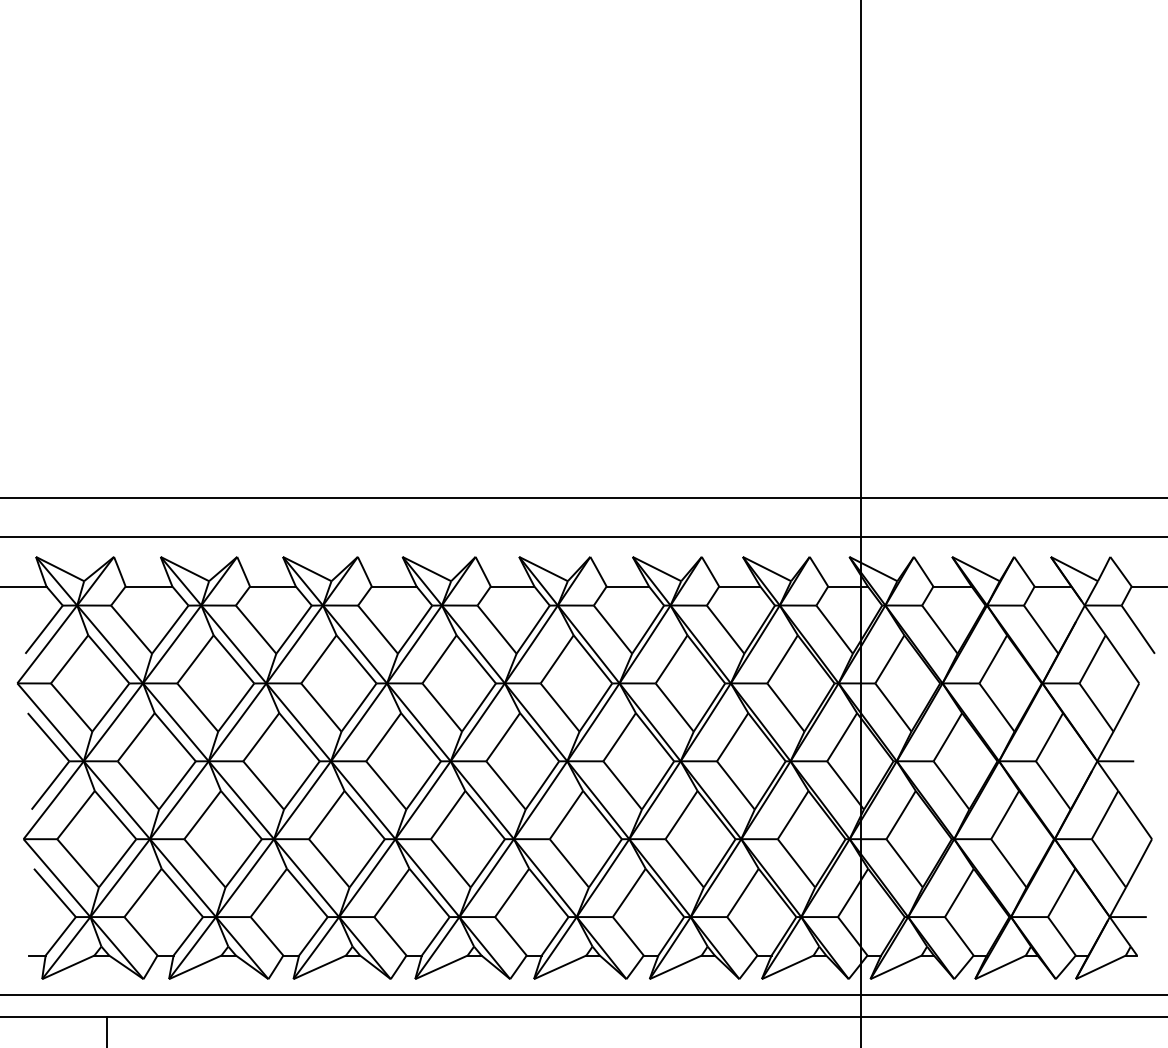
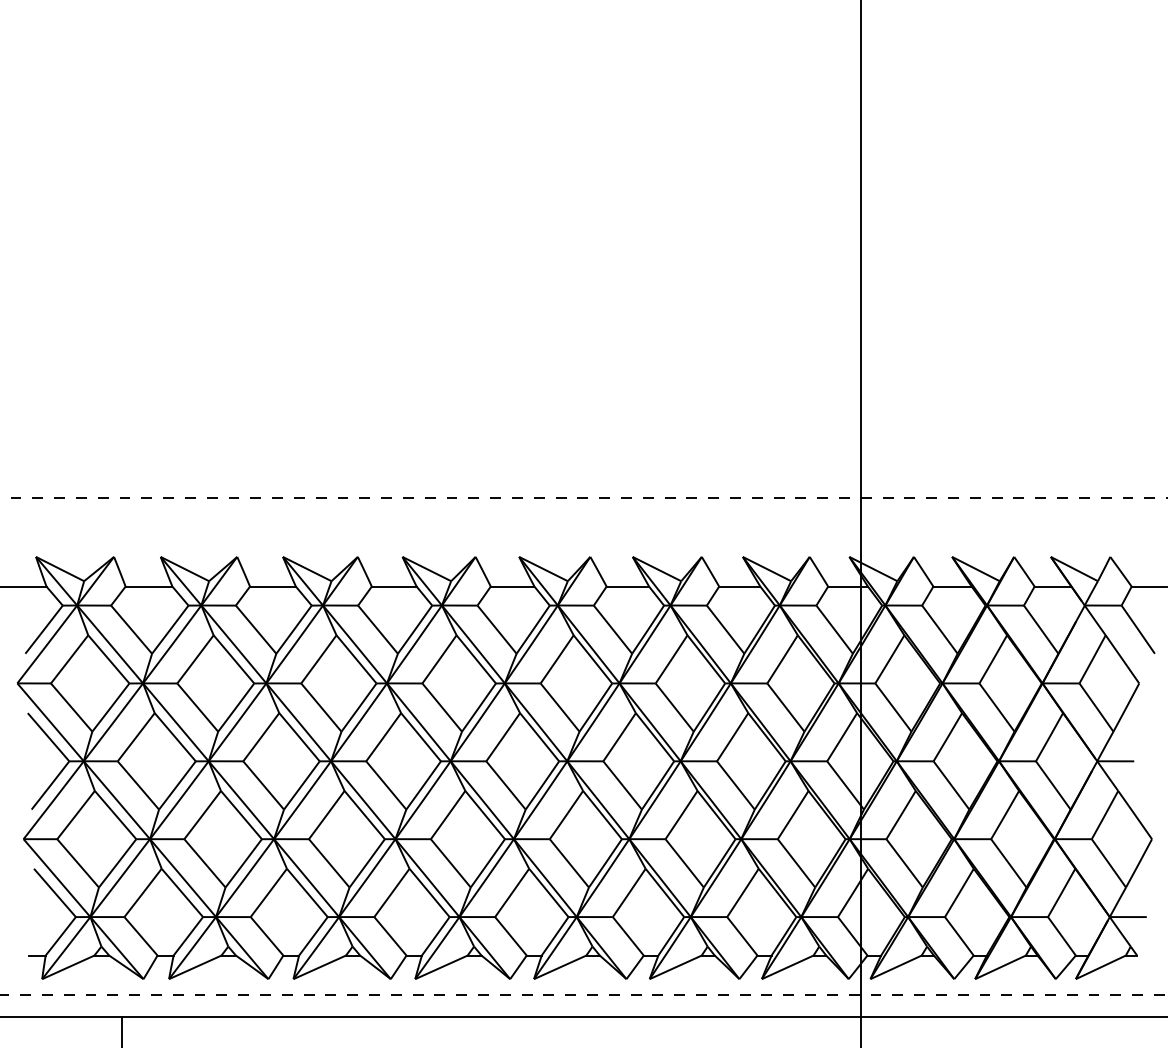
line: solid -> dashed (584, 497)
line: present -> none (583, 537)
line: solid -> dashed (584, 994)
line position: (107, 1030) -> (122, 1030) (122, 1030)
